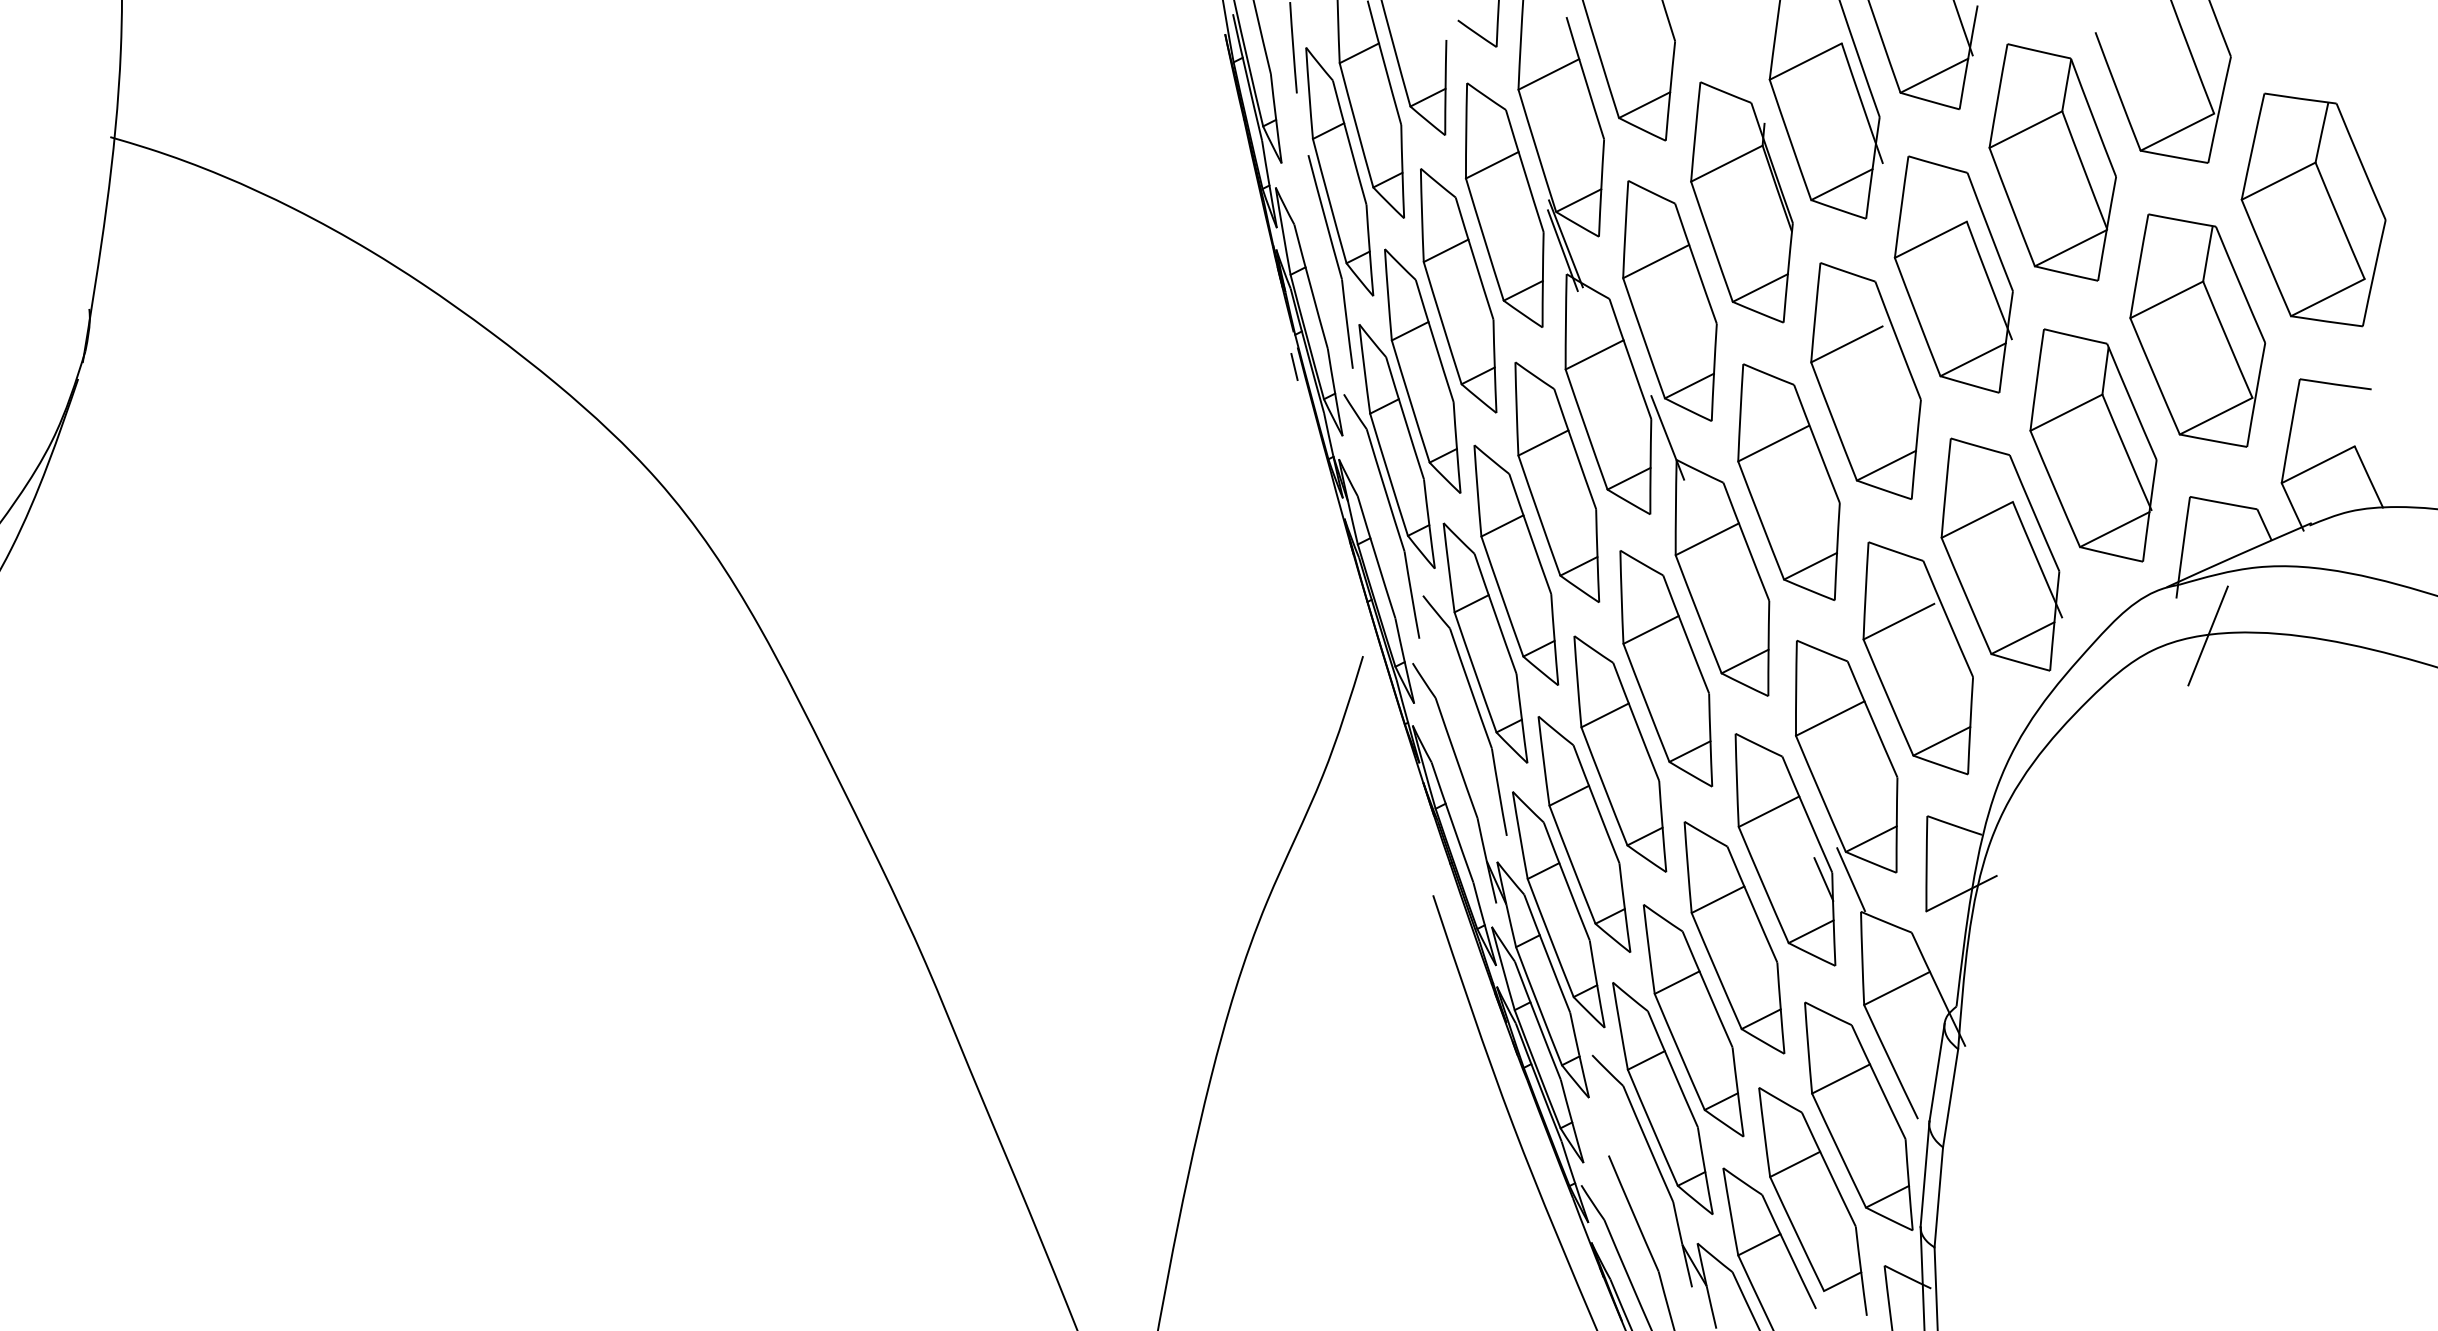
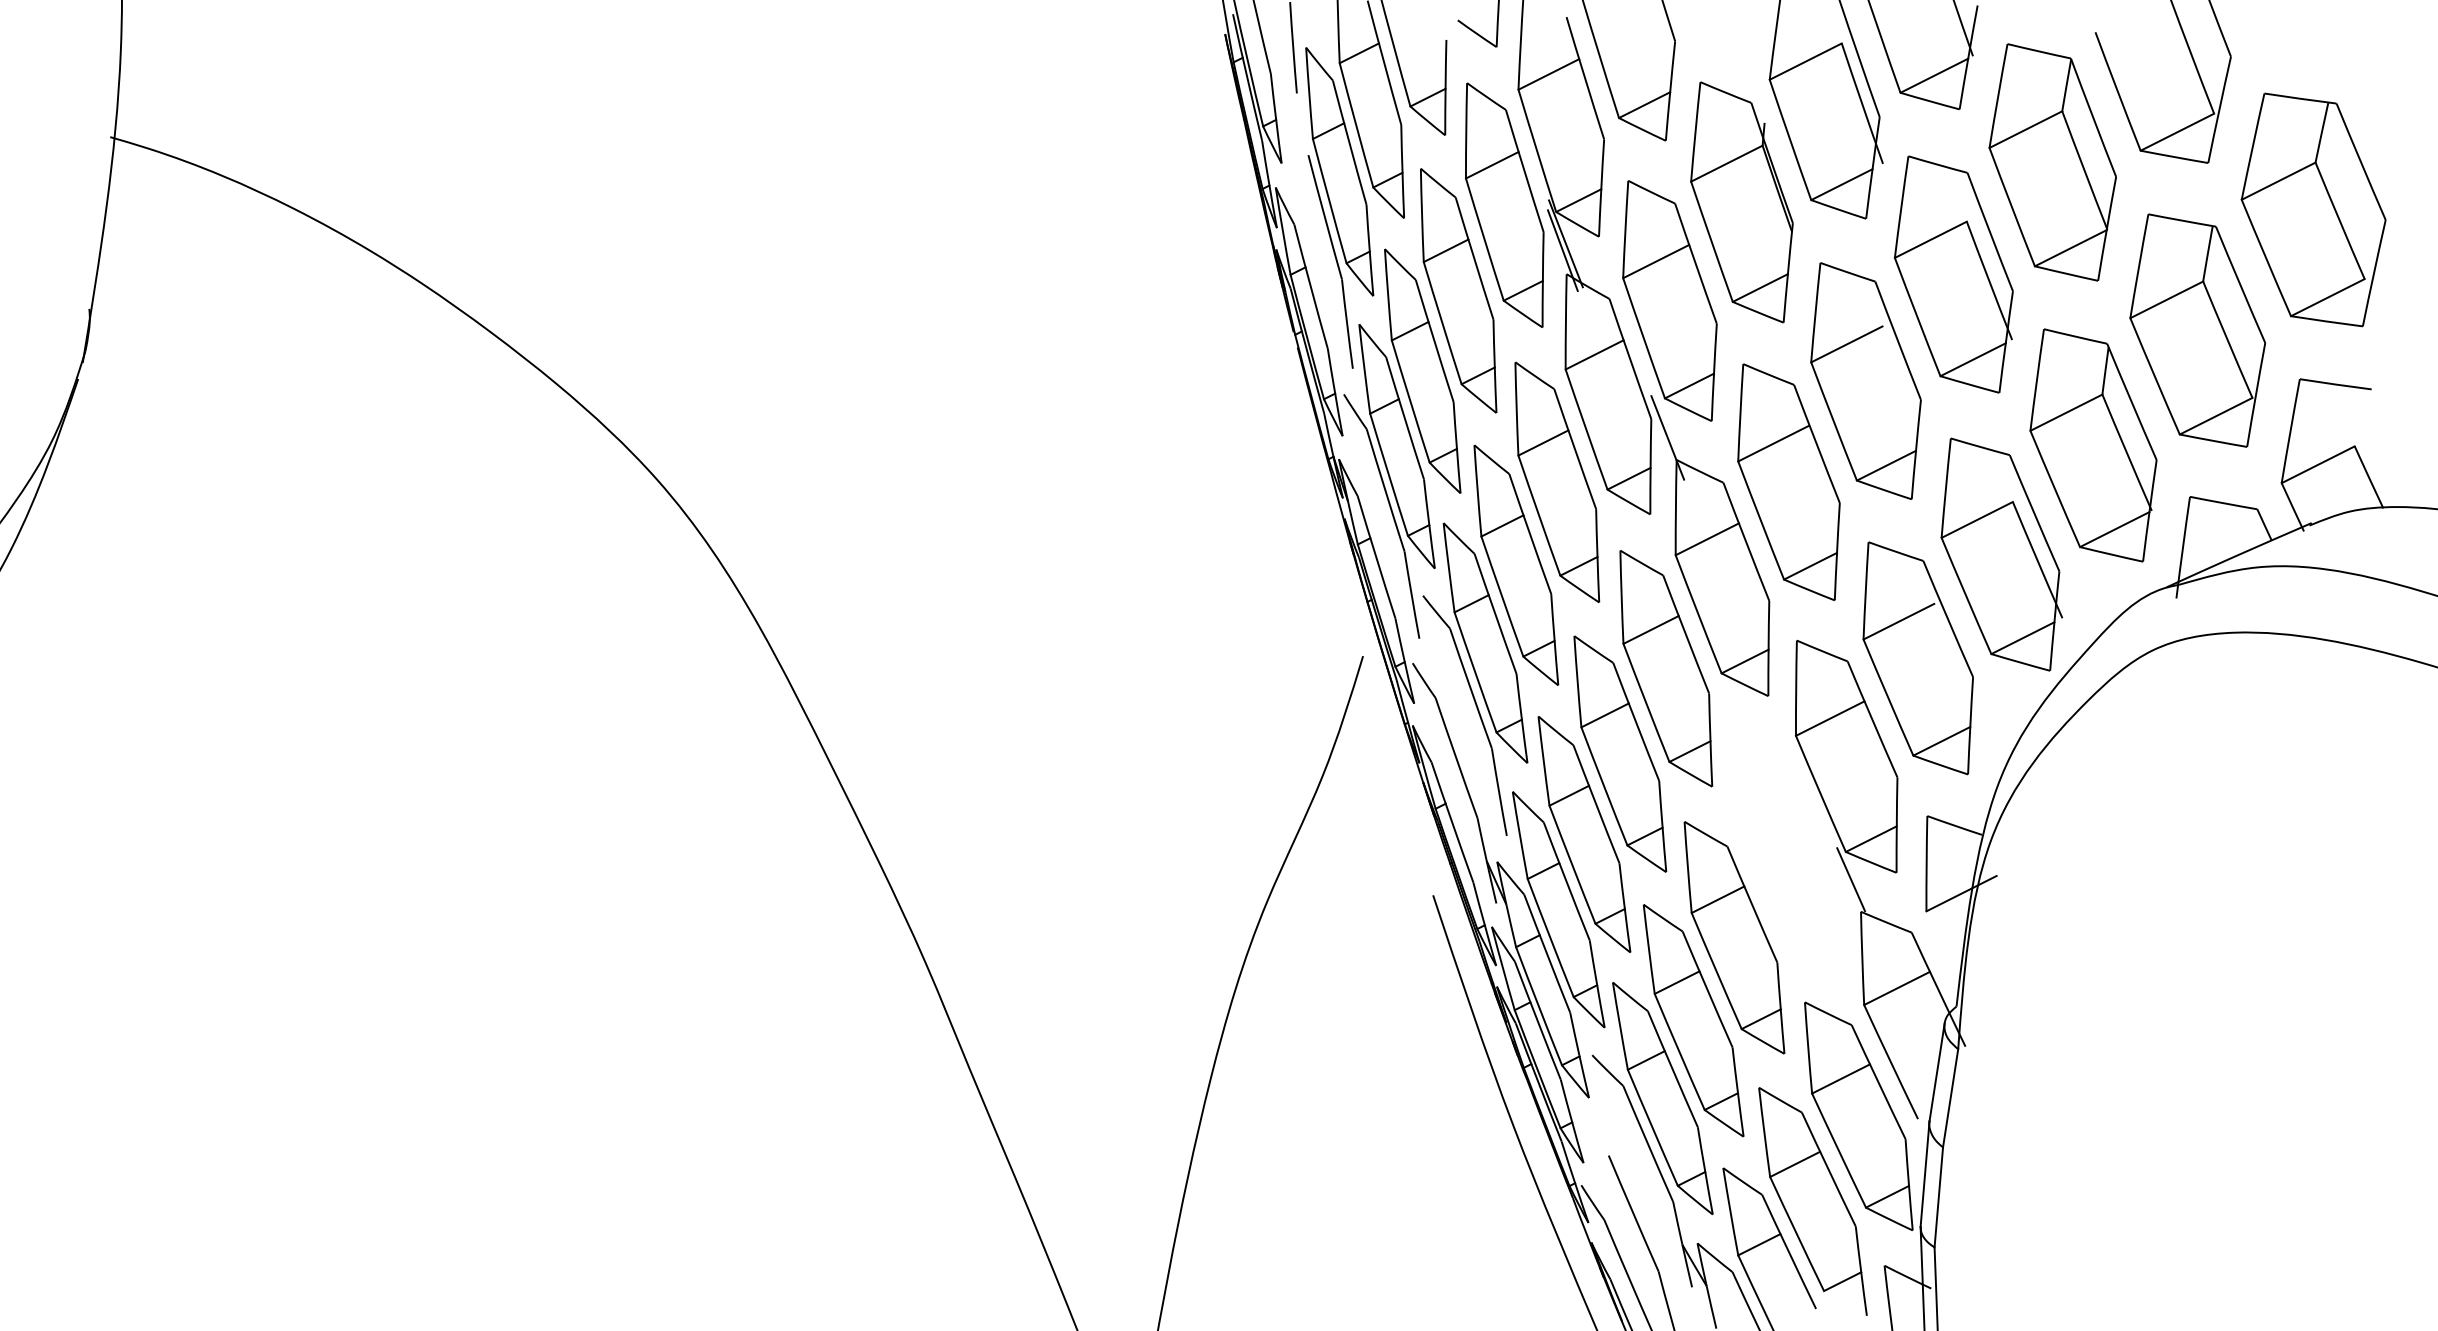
line: present -> none (1294, 366)
line: present -> none (2207, 635)
part: present -> none (1785, 849)
